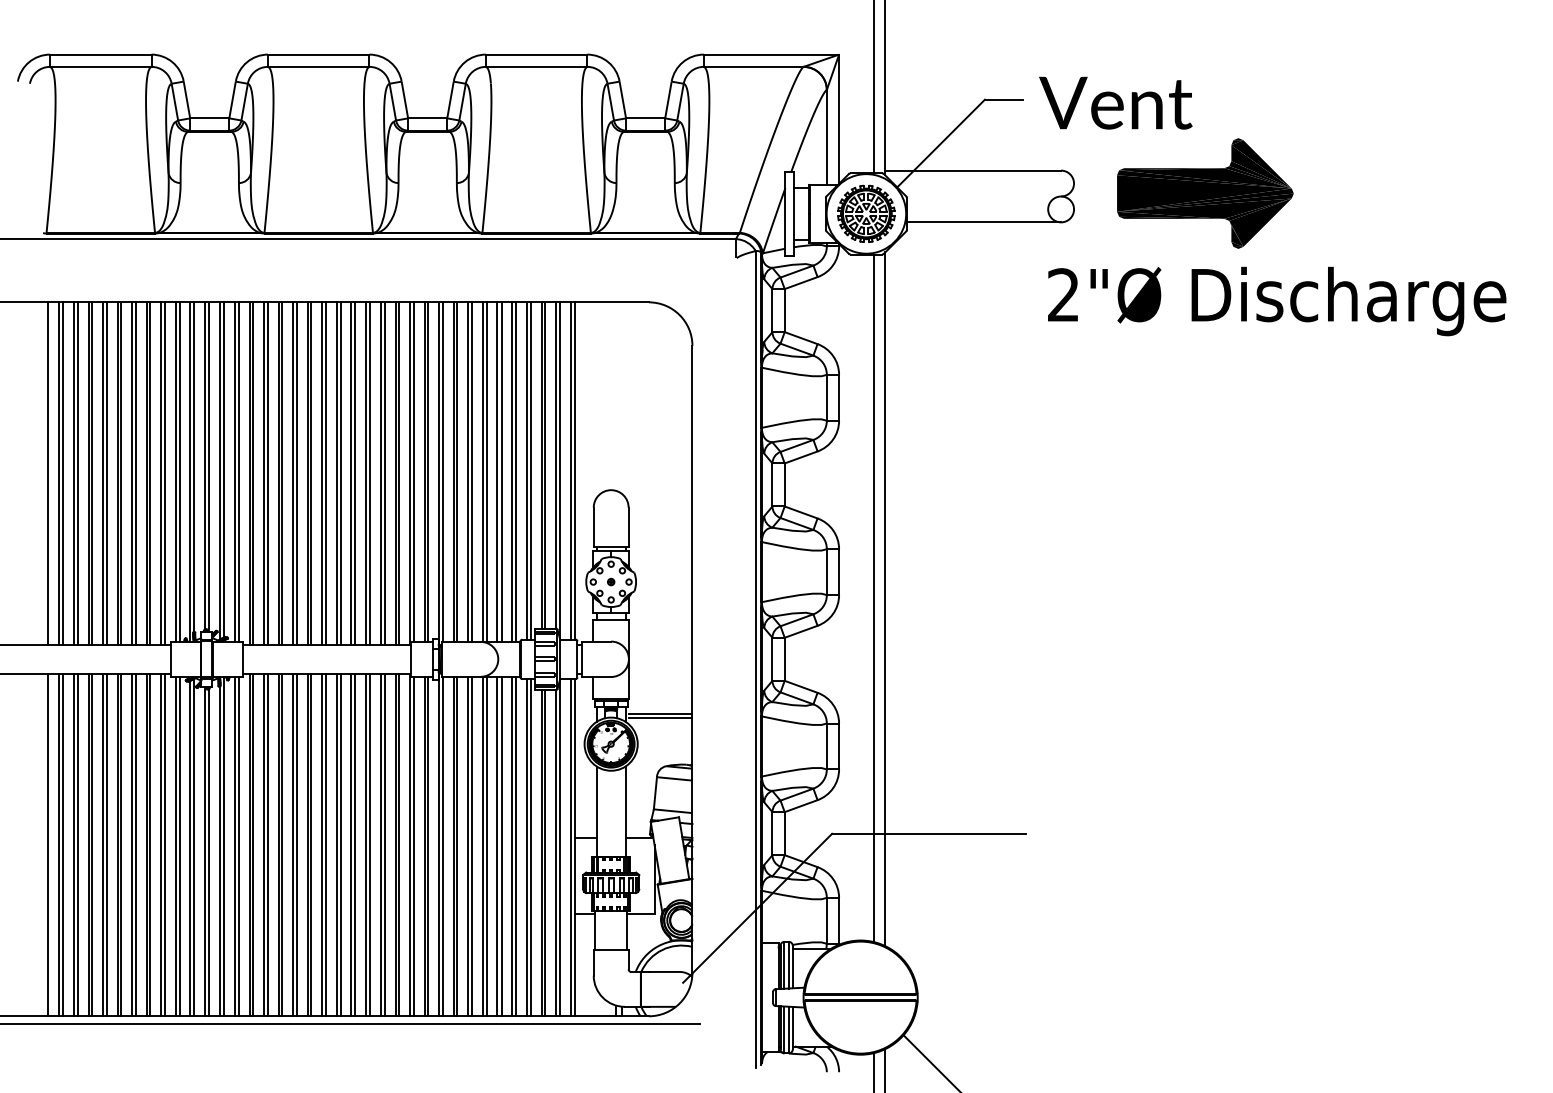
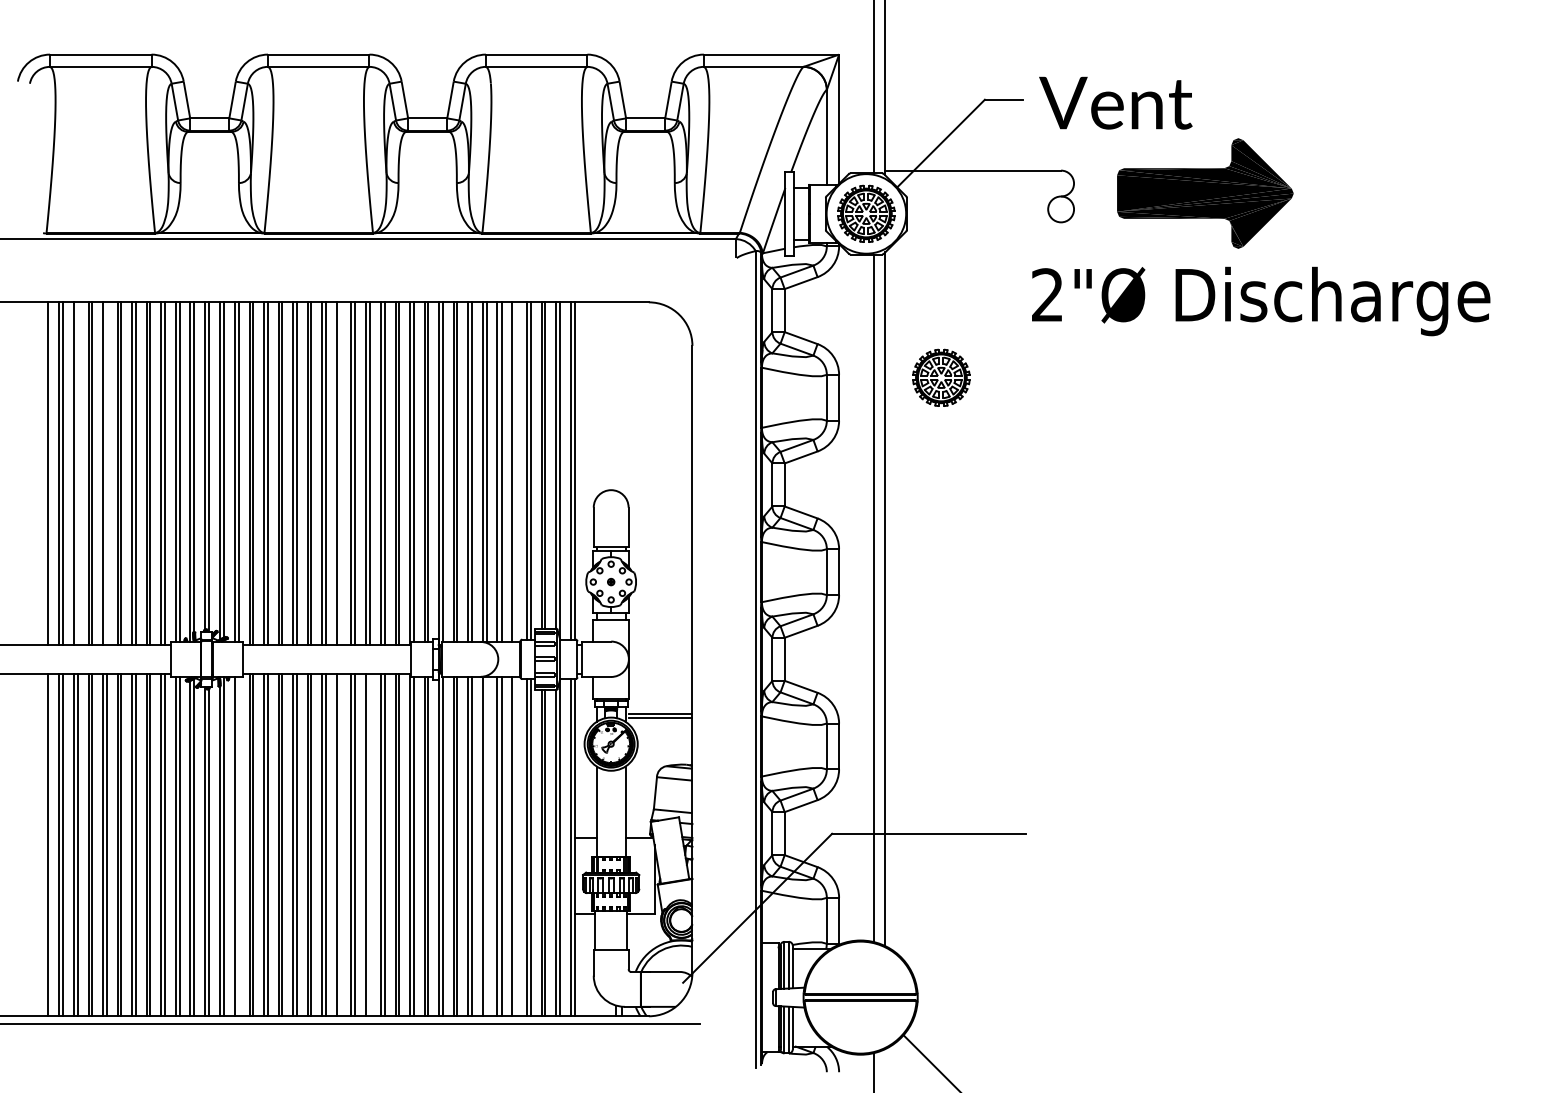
line: present -> none (984, 222)
text position: (1277, 301) -> (1261, 301) (1261, 301)
part: none -> present (941, 377)
line: present -> none (515, 471)
line: present -> none (77, 473)
line: present -> none (106, 473)
line: present -> none (340, 473)
line: present -> none (340, 844)
line: present -> none (369, 844)
line: present -> none (238, 846)
line: present -> none (486, 846)
line: present -> none (515, 846)
line: present -> none (885, 1069)
